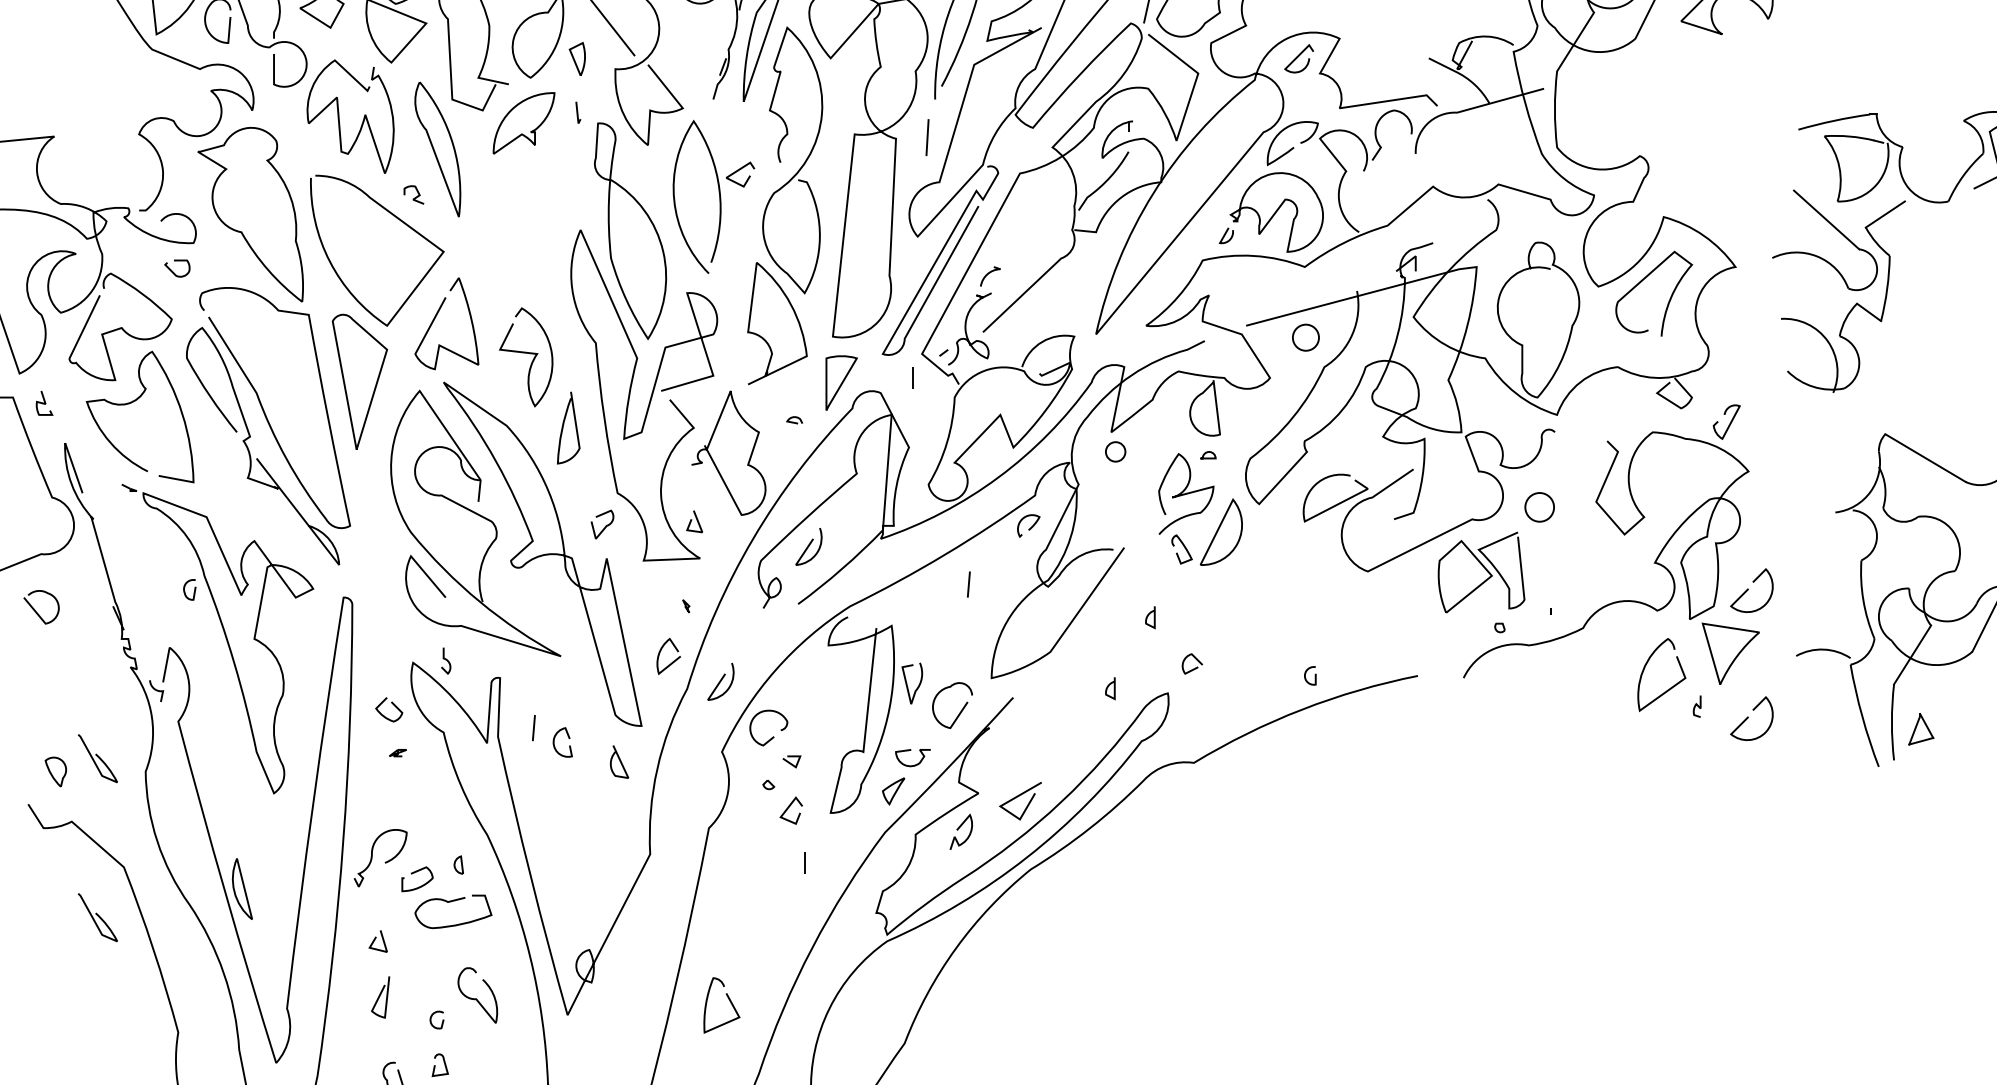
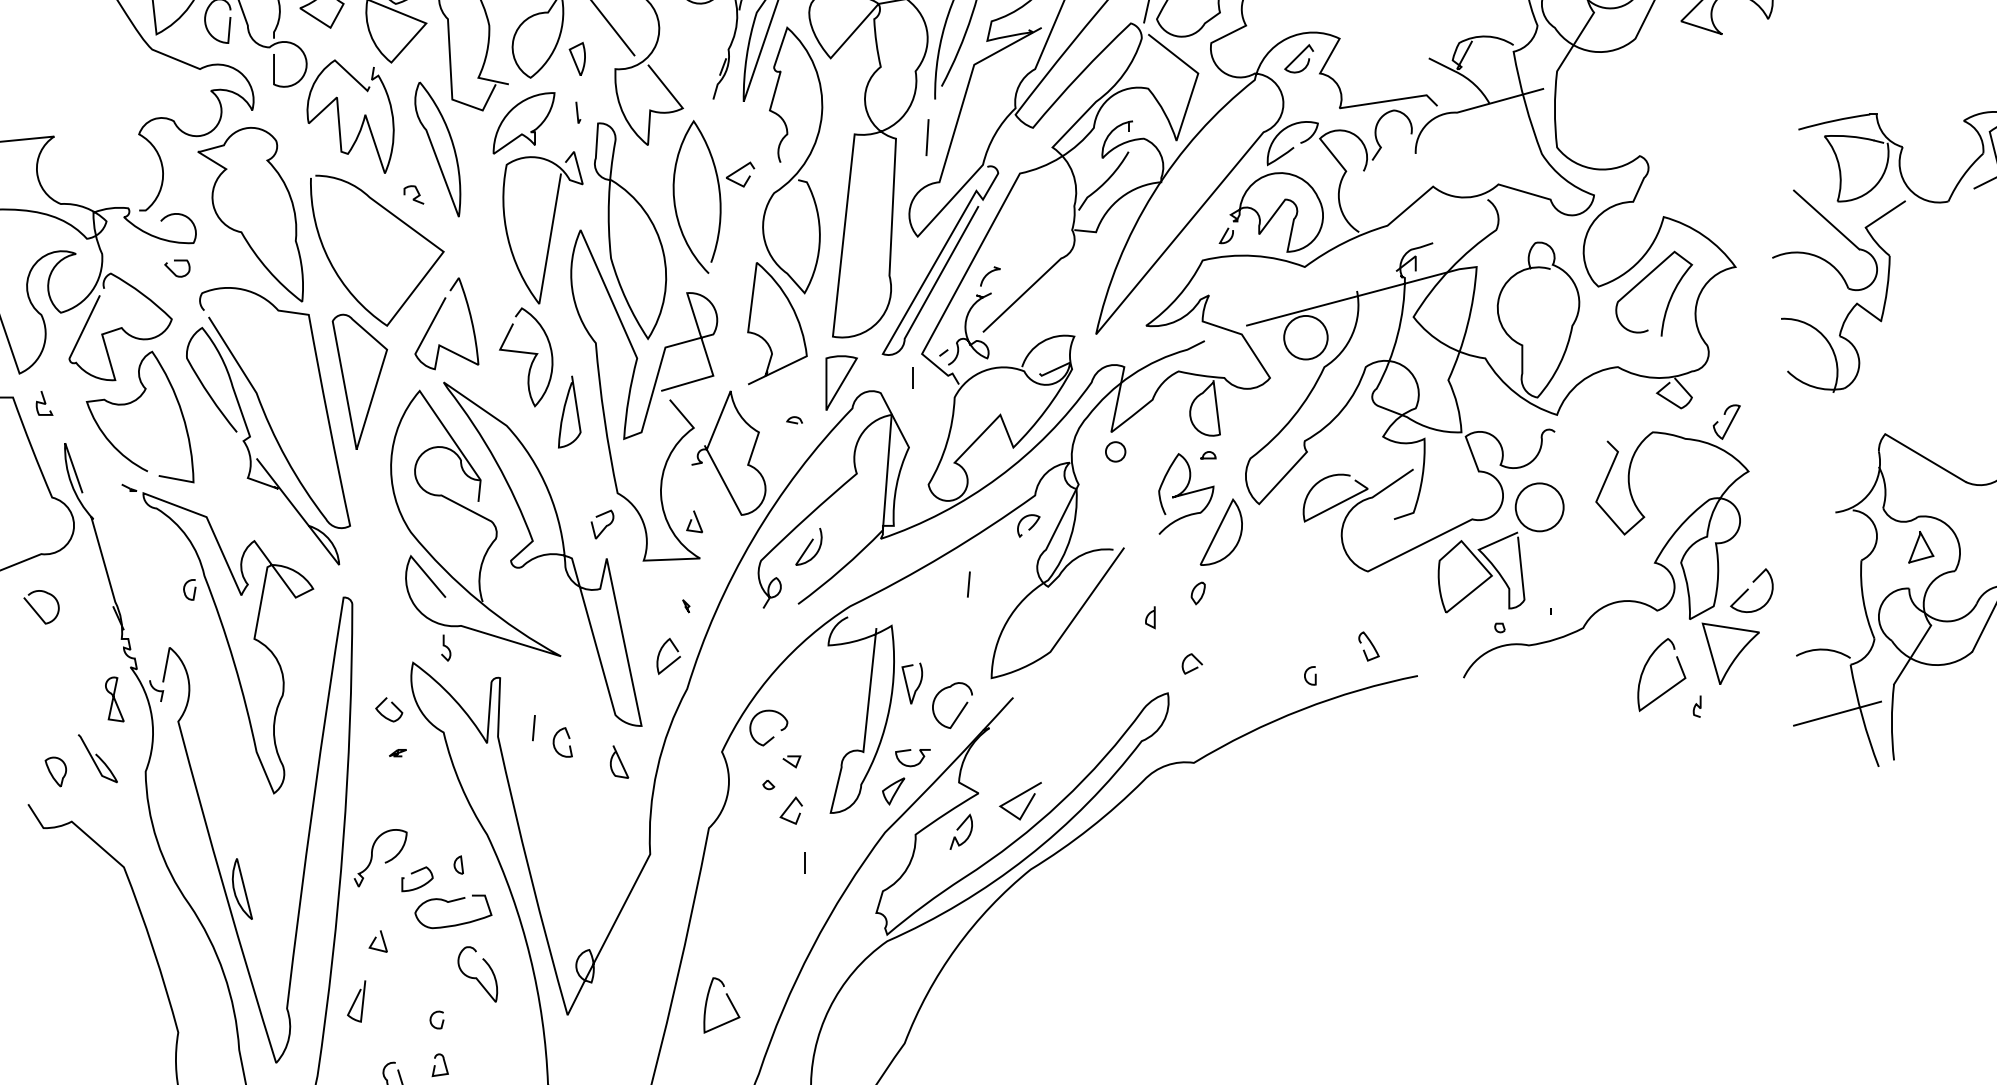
curve: none -> present (550, 229)
circle diameter: 26 px -> 44 px (1305, 337)
curve position: (564, 424) -> (565, 408) (565, 408)
circle diameter: 29 px -> 48 px (1539, 507)
curve position: (1184, 548) -> (1371, 645) (1371, 645)
part: none -> present (1197, 593)
curve position: (446, 660) -> (446, 647) (446, 647)
curve: present -> none (720, 681)
curve: present -> none (1109, 686)
part: none -> present (114, 699)
line: none -> present (1837, 713)
curve: present -> none (1748, 718)
part position: (1921, 729) -> (1921, 547) (1921, 547)
curve: present -> none (97, 916)
curve position: (380, 996) -> (356, 1000) (356, 1000)
curve position: (476, 998) -> (476, 977) (476, 977)
